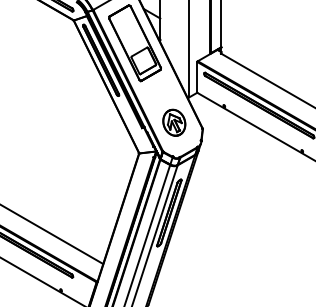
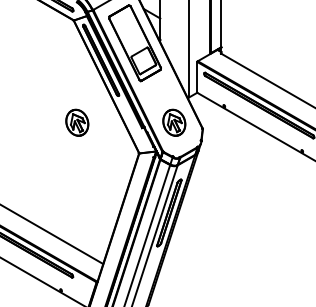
part: none -> present (77, 122)
